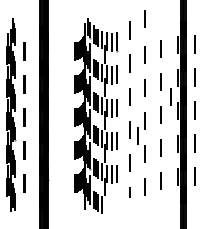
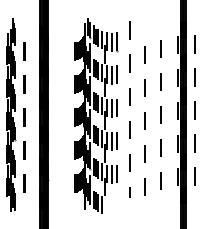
line: present -> none (144, 18)
line: present -> none (170, 96)
line: present -> none (137, 135)
